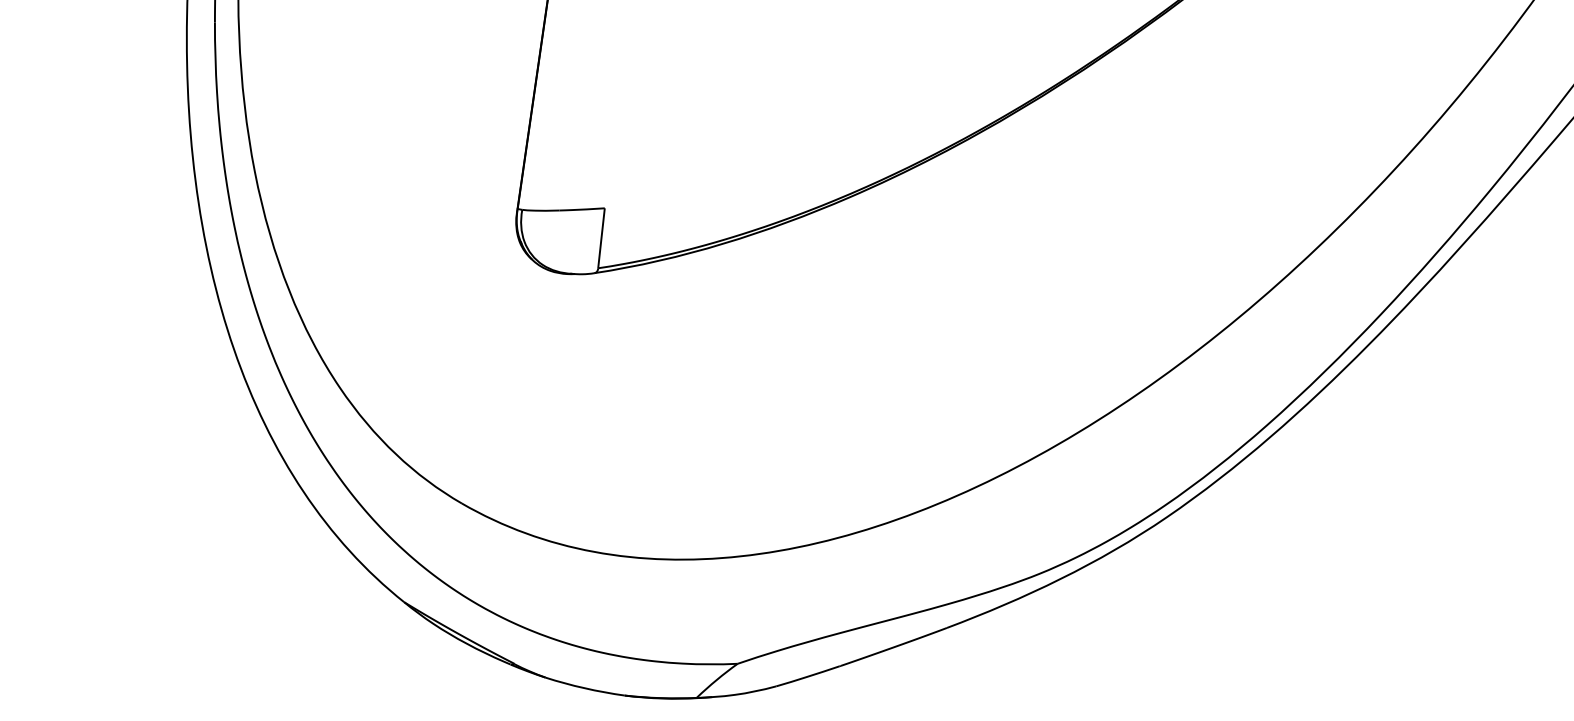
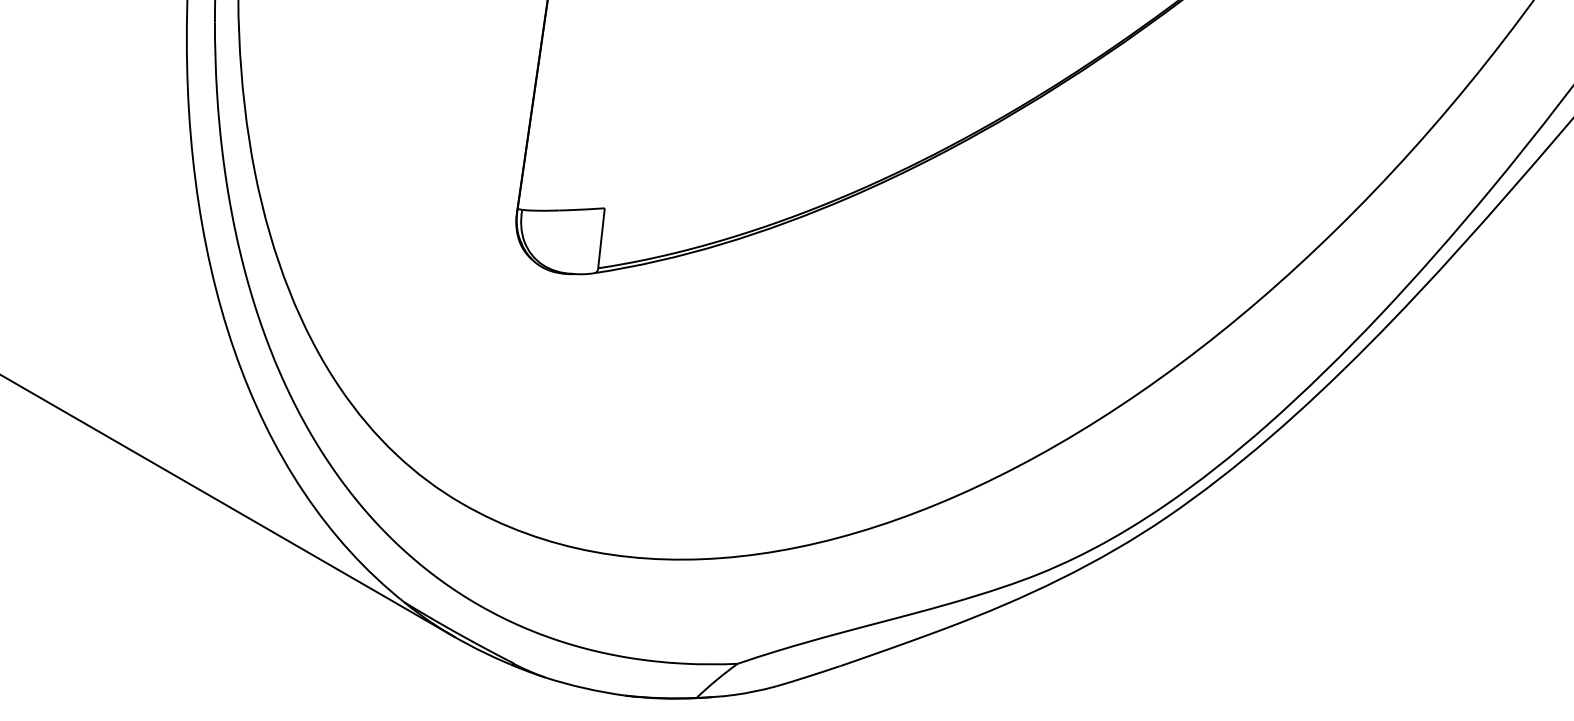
line: none -> present (228, 506)
